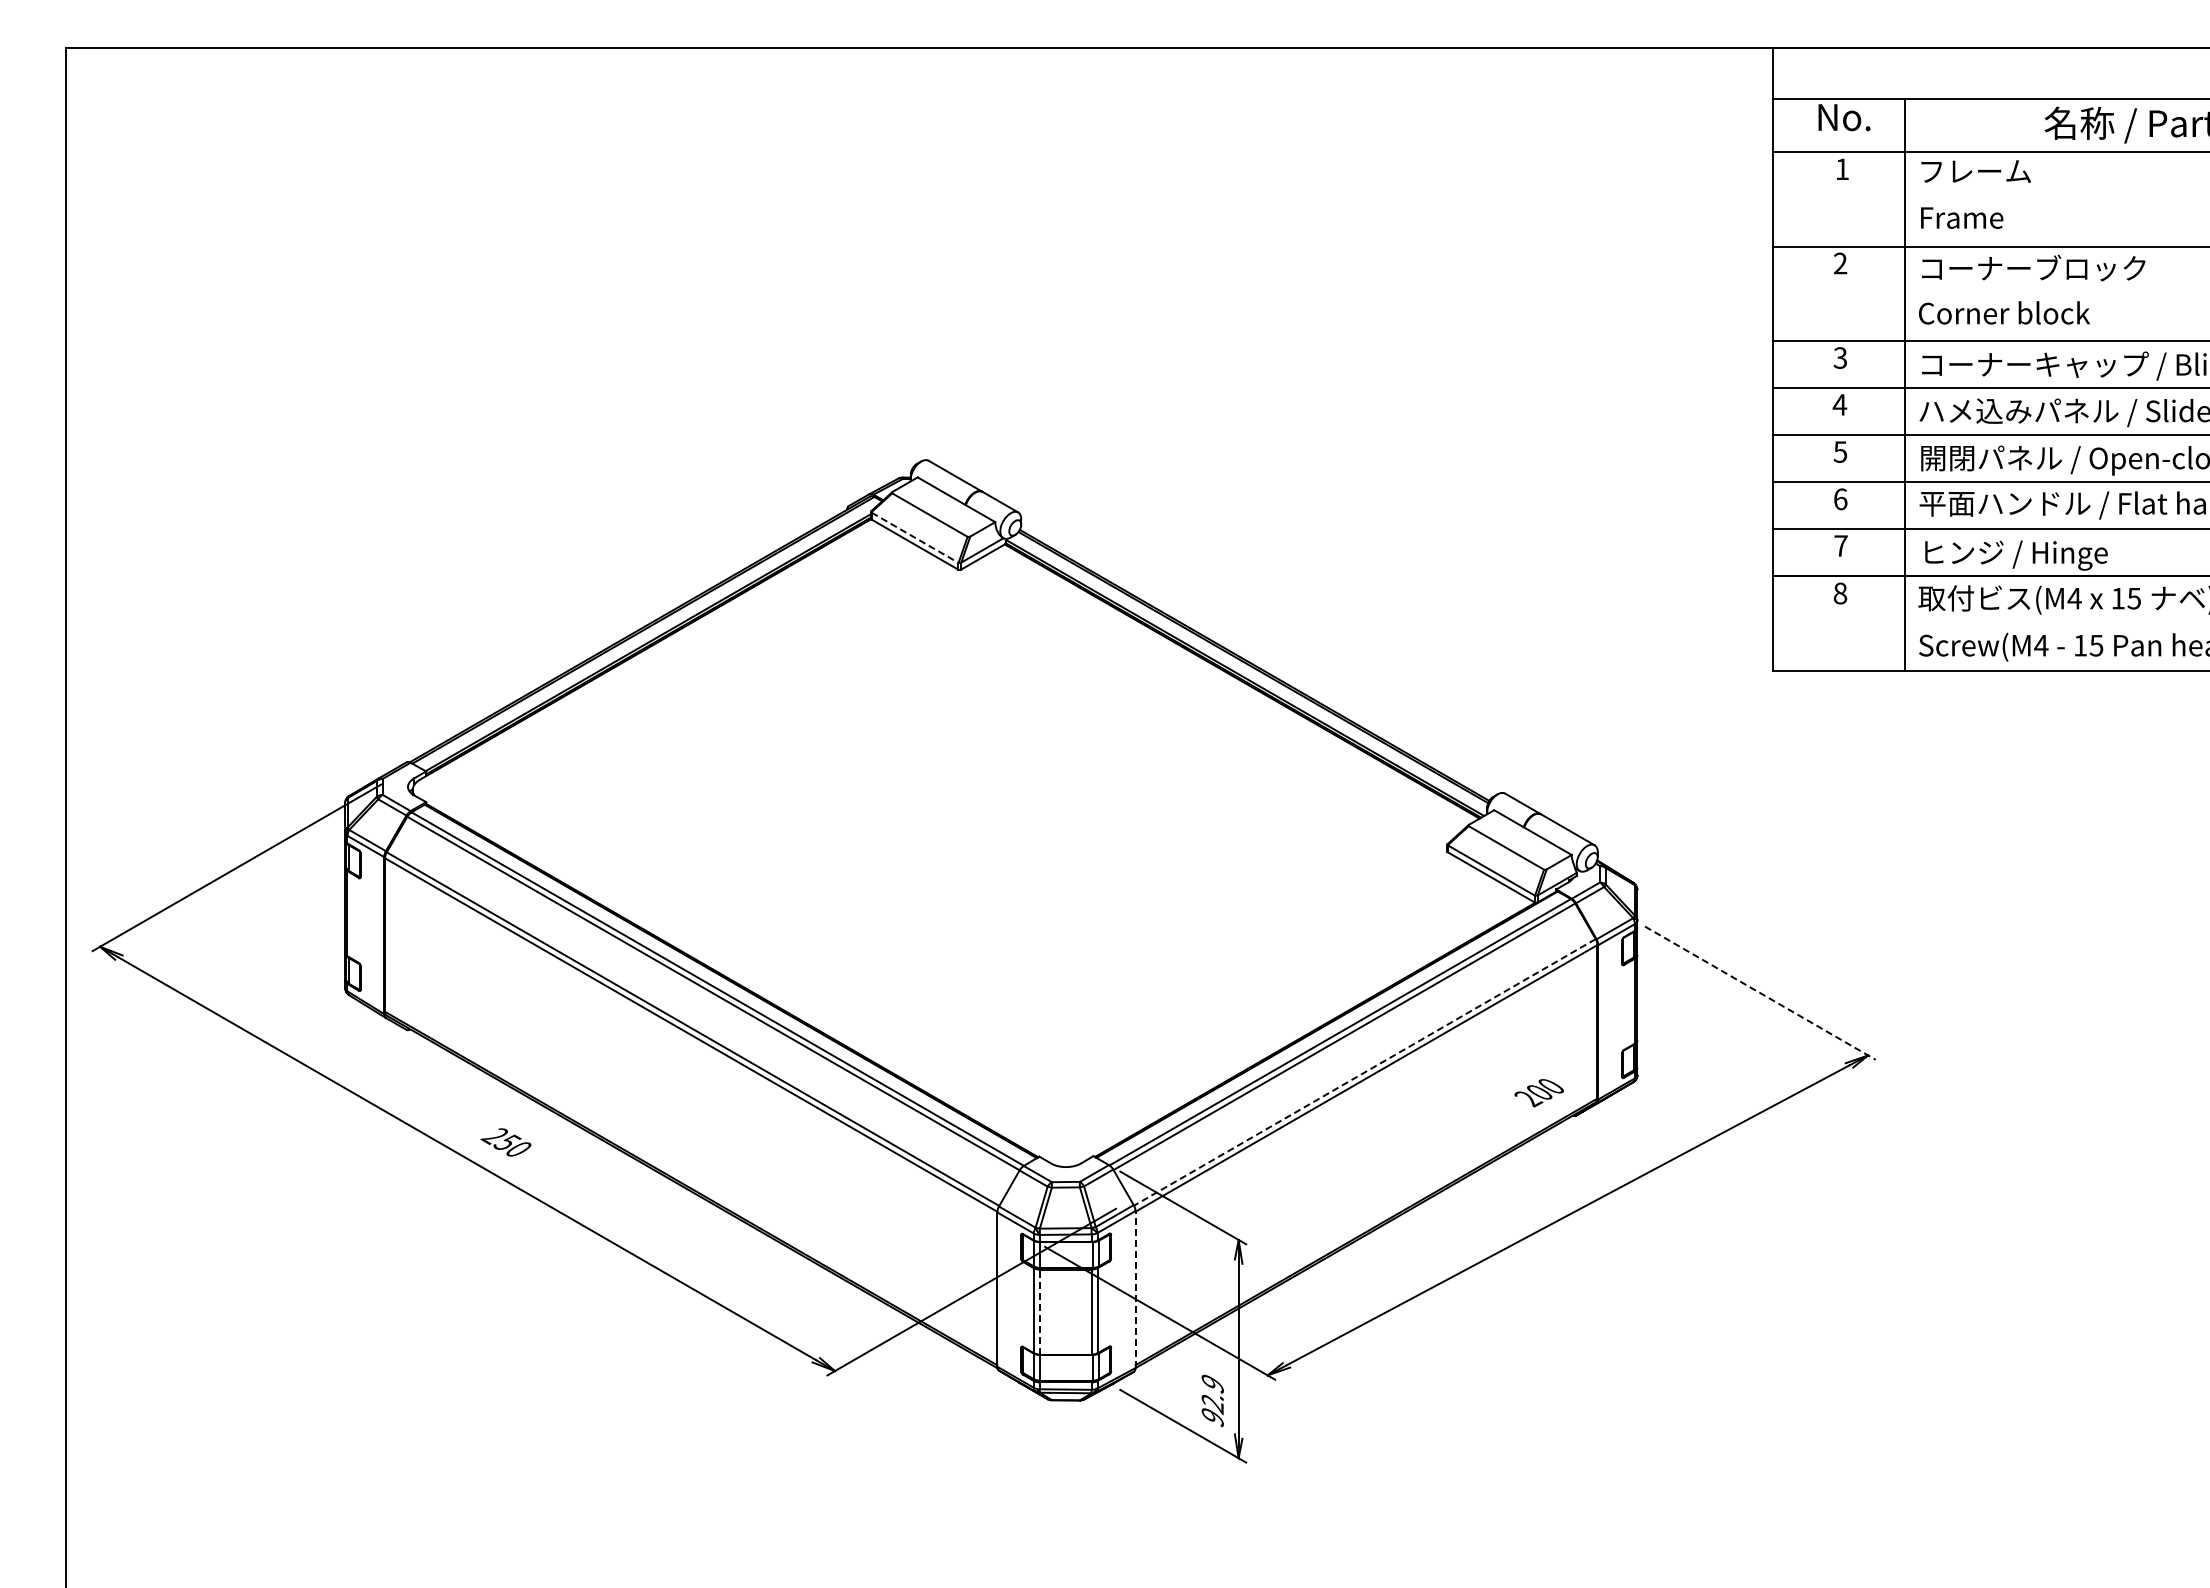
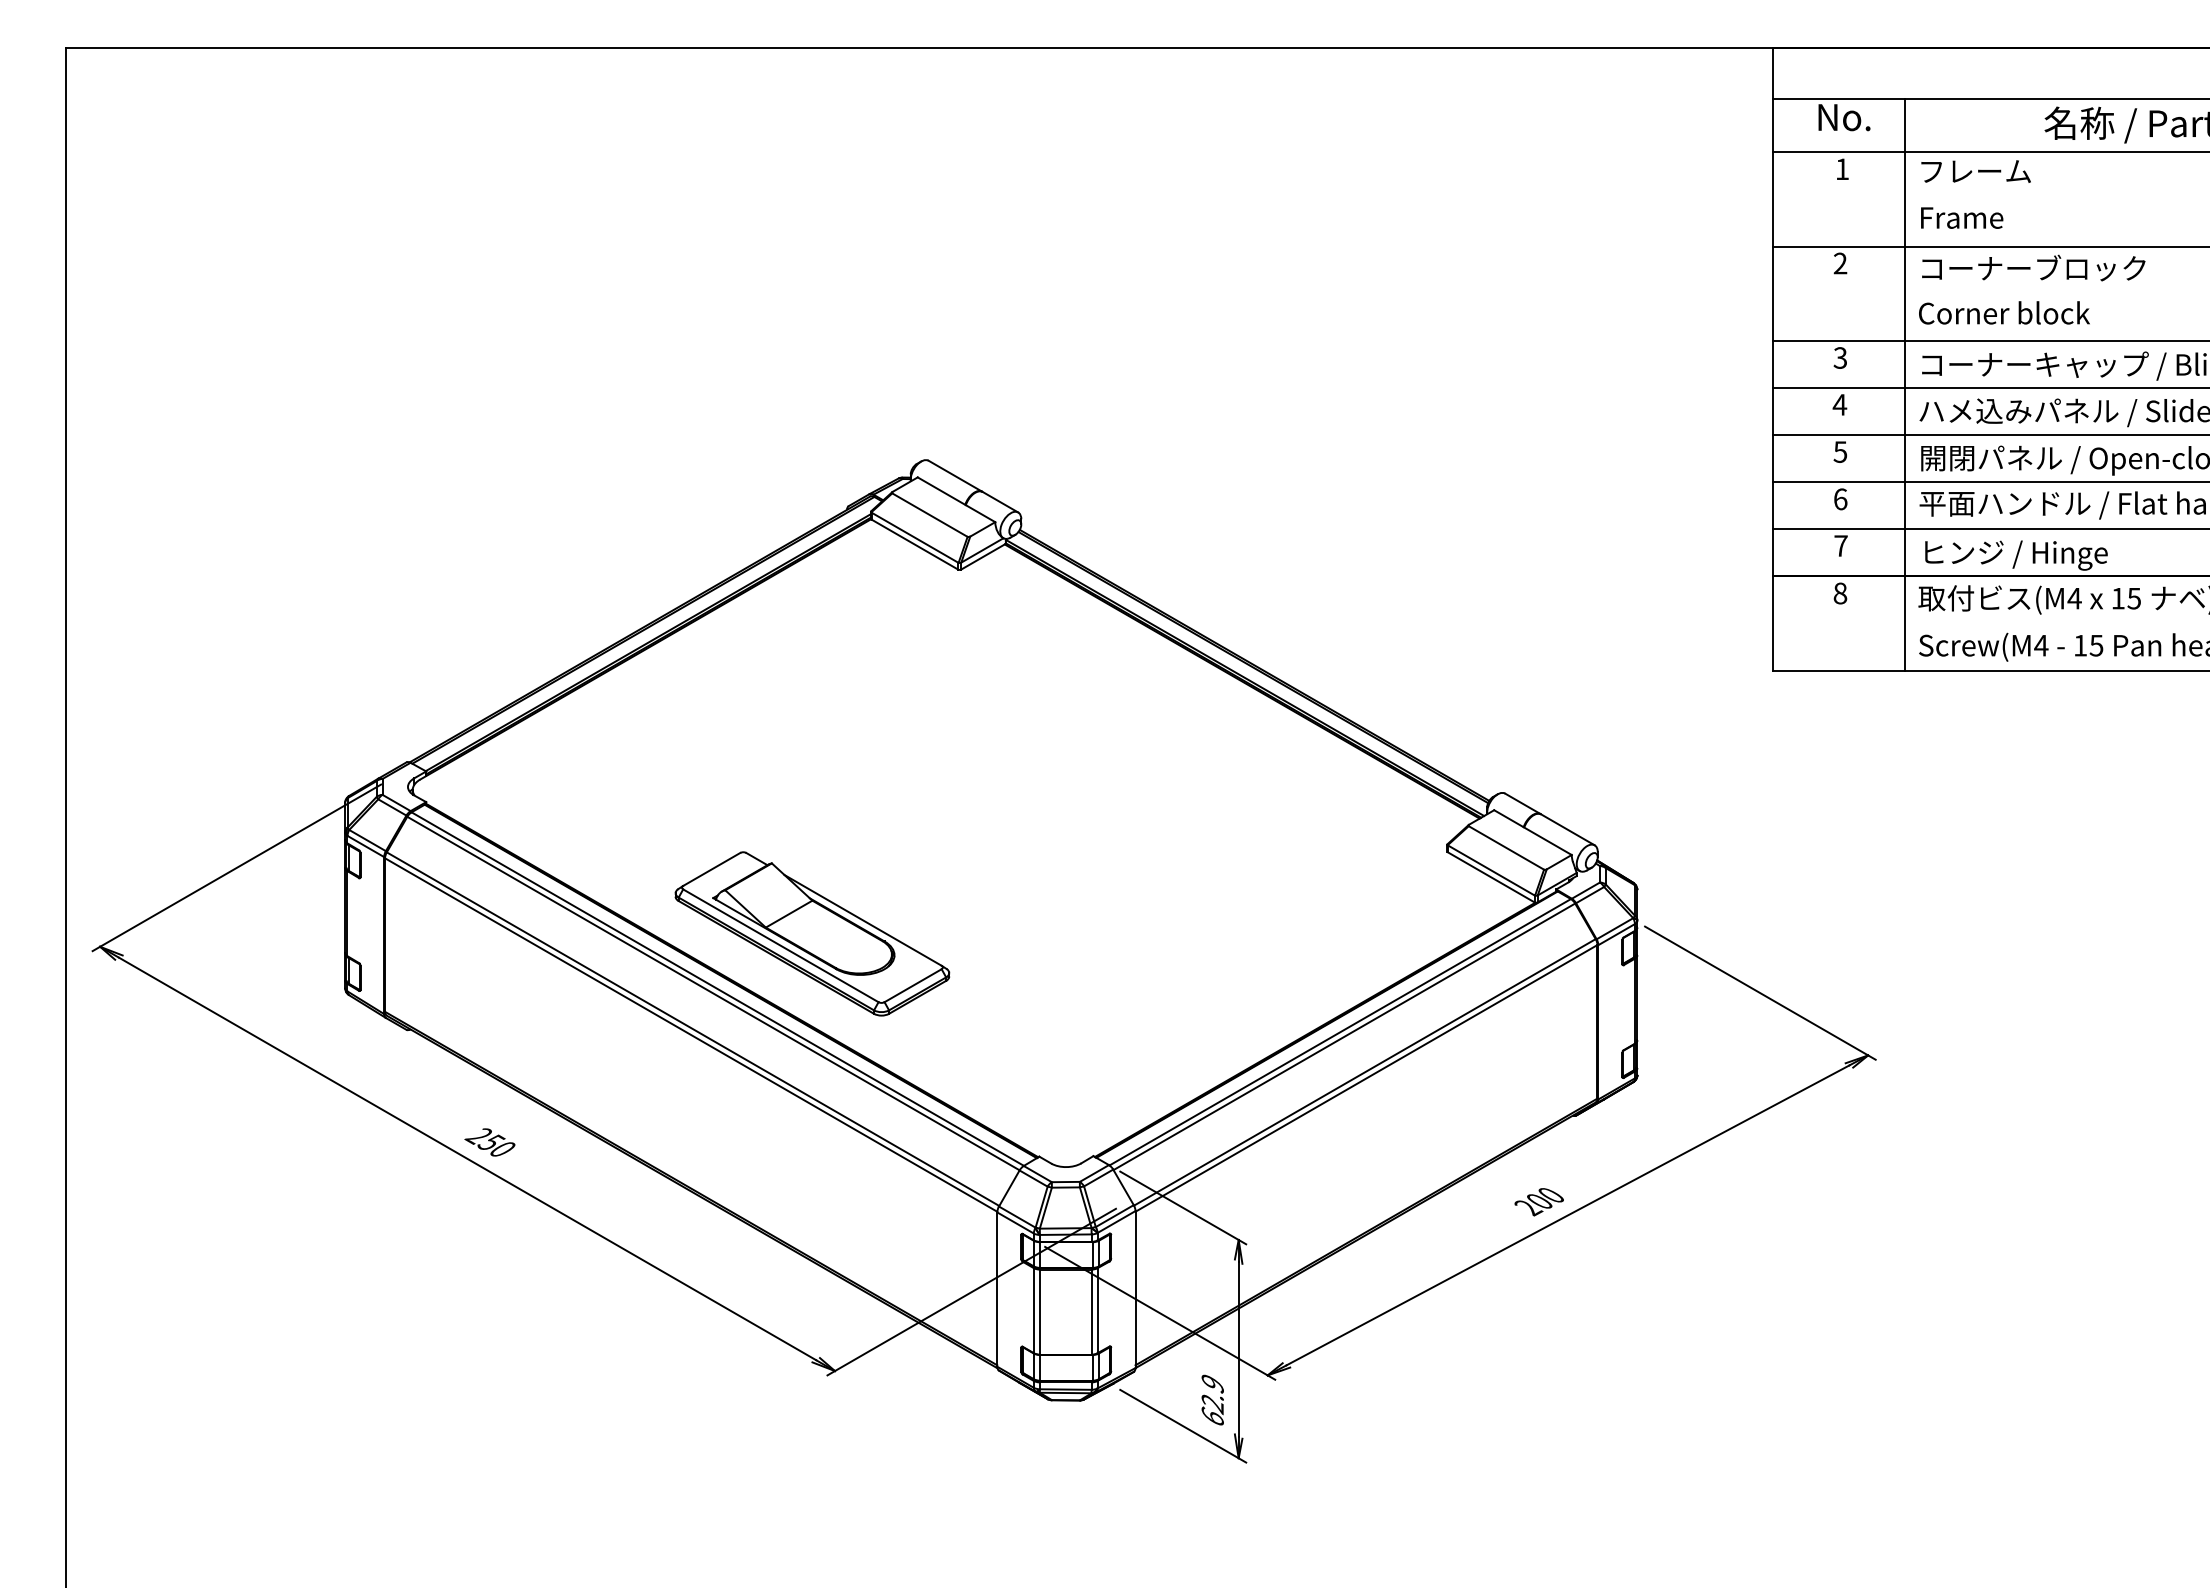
line: dashed -> solid (914, 537)
part: none -> present (812, 933)
line: dashed -> solid (1760, 993)
line: dashed -> solid (1364, 1072)
text position: (1538, 1093) -> (1538, 1202) (1538, 1202)
text position: (505, 1142) -> (489, 1142) (489, 1142)
line: dashed -> solid (1135, 1289)
line: dashed -> solid (1039, 1312)
text: 92.9 -> 62.9 (1212, 1416)
